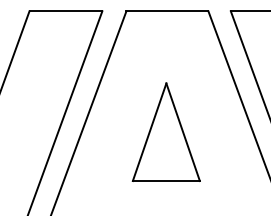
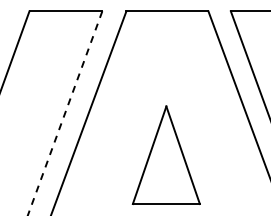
line: solid -> dashed (65, 113)
part position: (165, 131) -> (165, 154) (165, 154)
